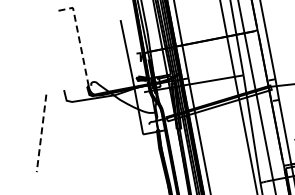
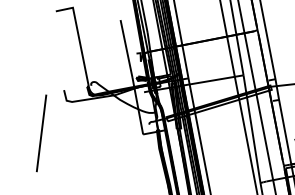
line: dashed -> solid (79, 37)
line: dashed -> solid (41, 133)
